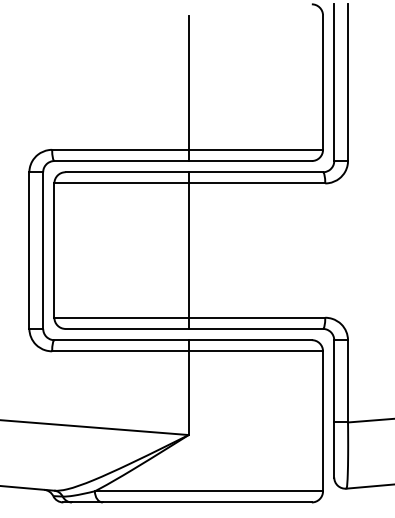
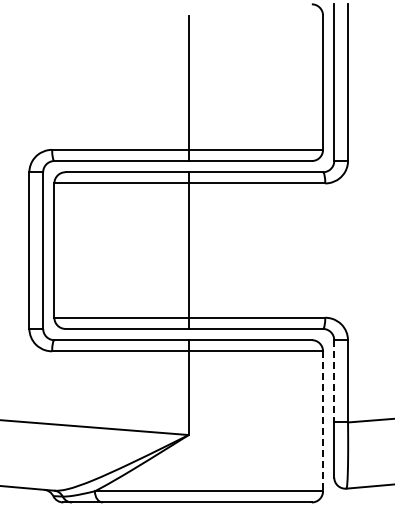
line: solid -> dashed (334, 381)
line: solid -> dashed (323, 421)
